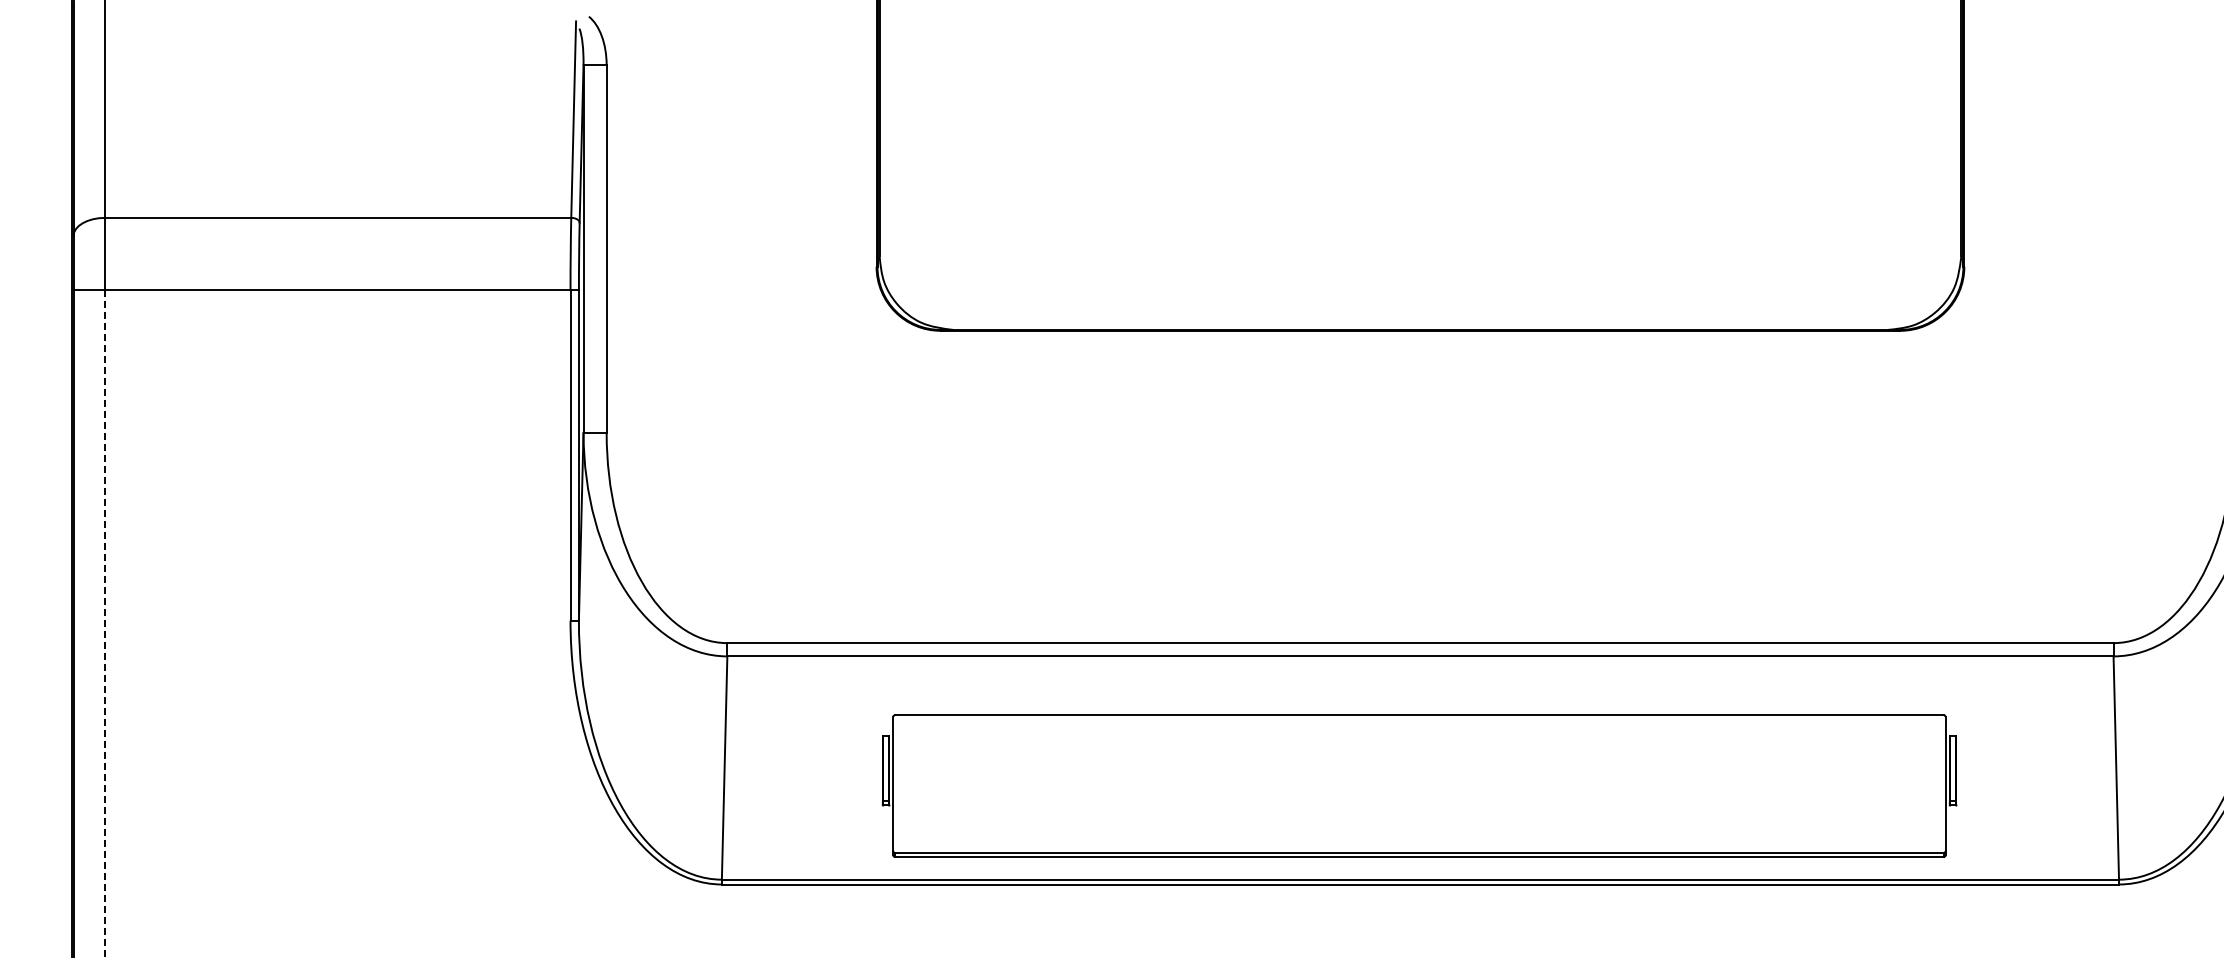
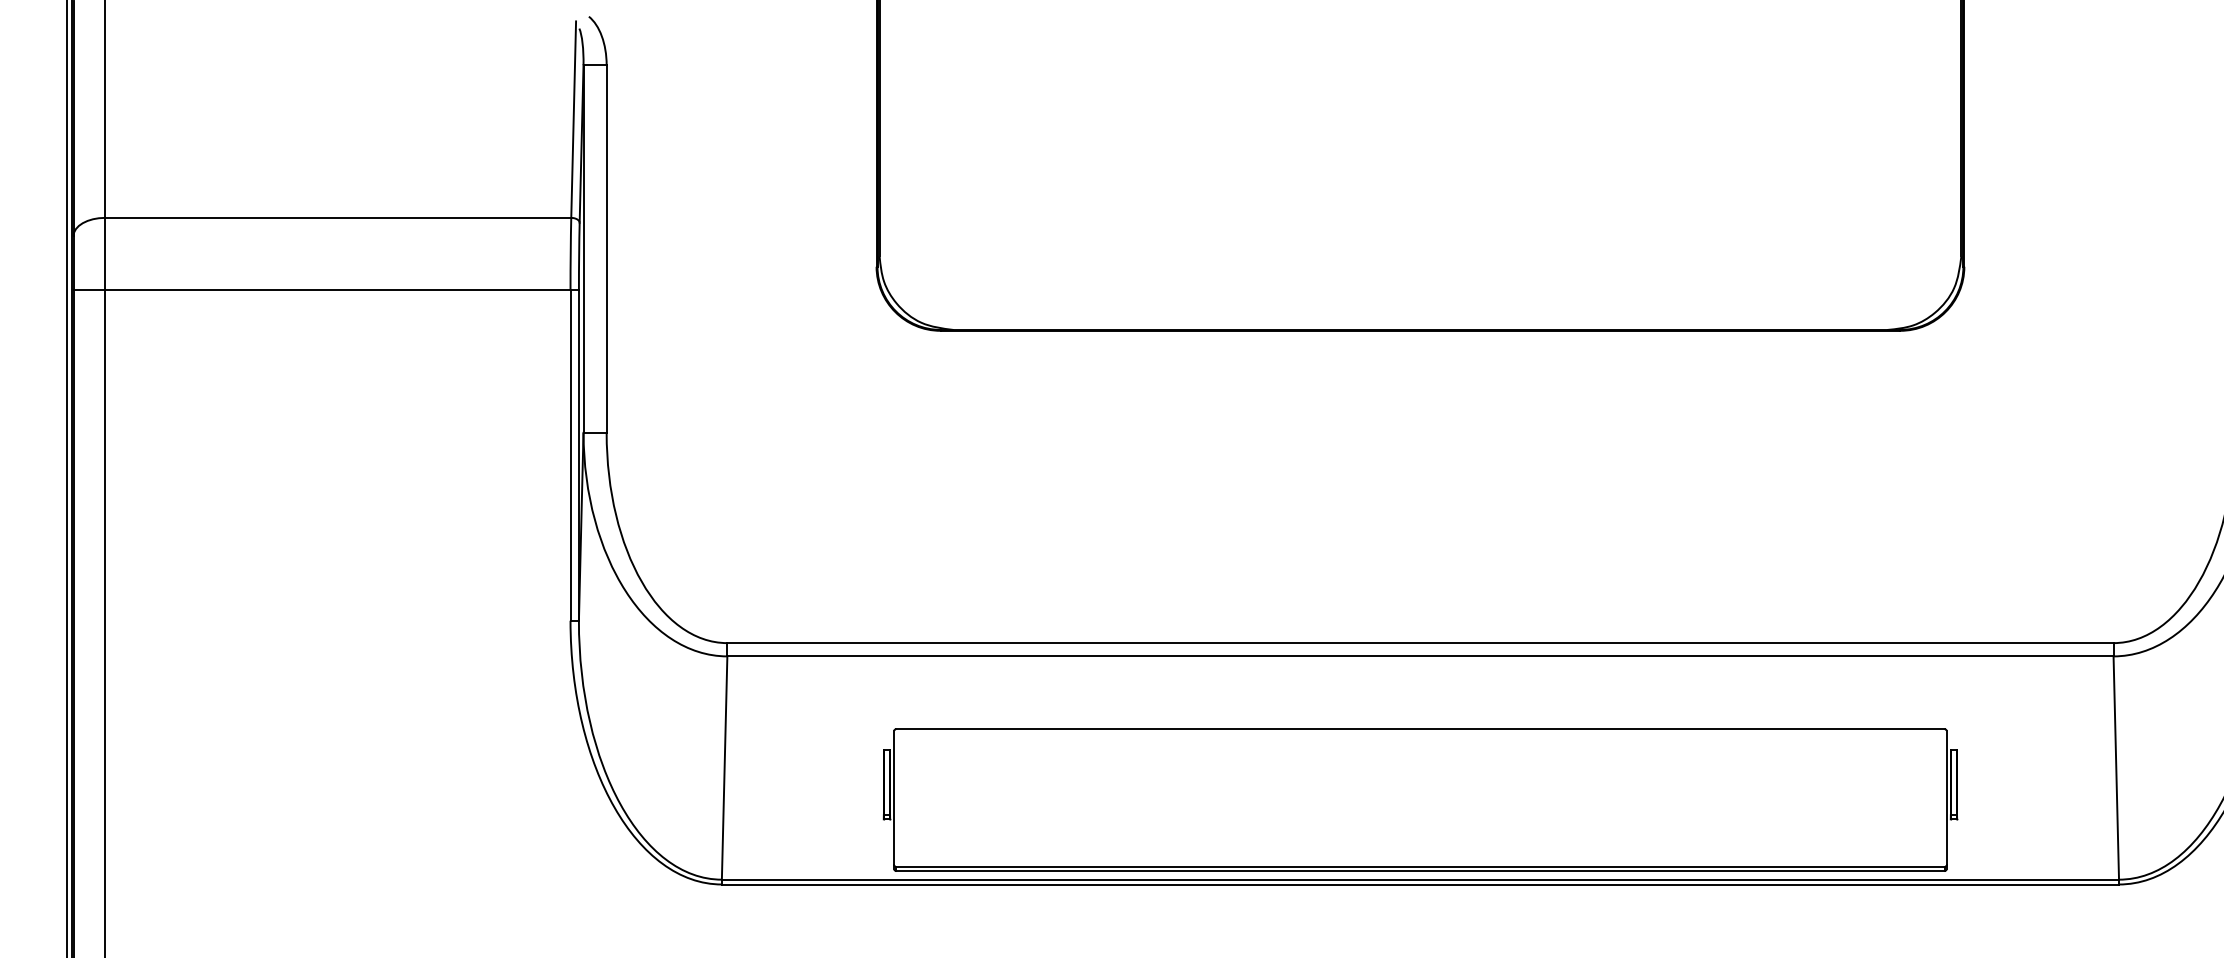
line: none -> present (66, 478)
line: dashed -> solid (105, 624)
part position: (1419, 785) -> (1420, 799) (1420, 799)
